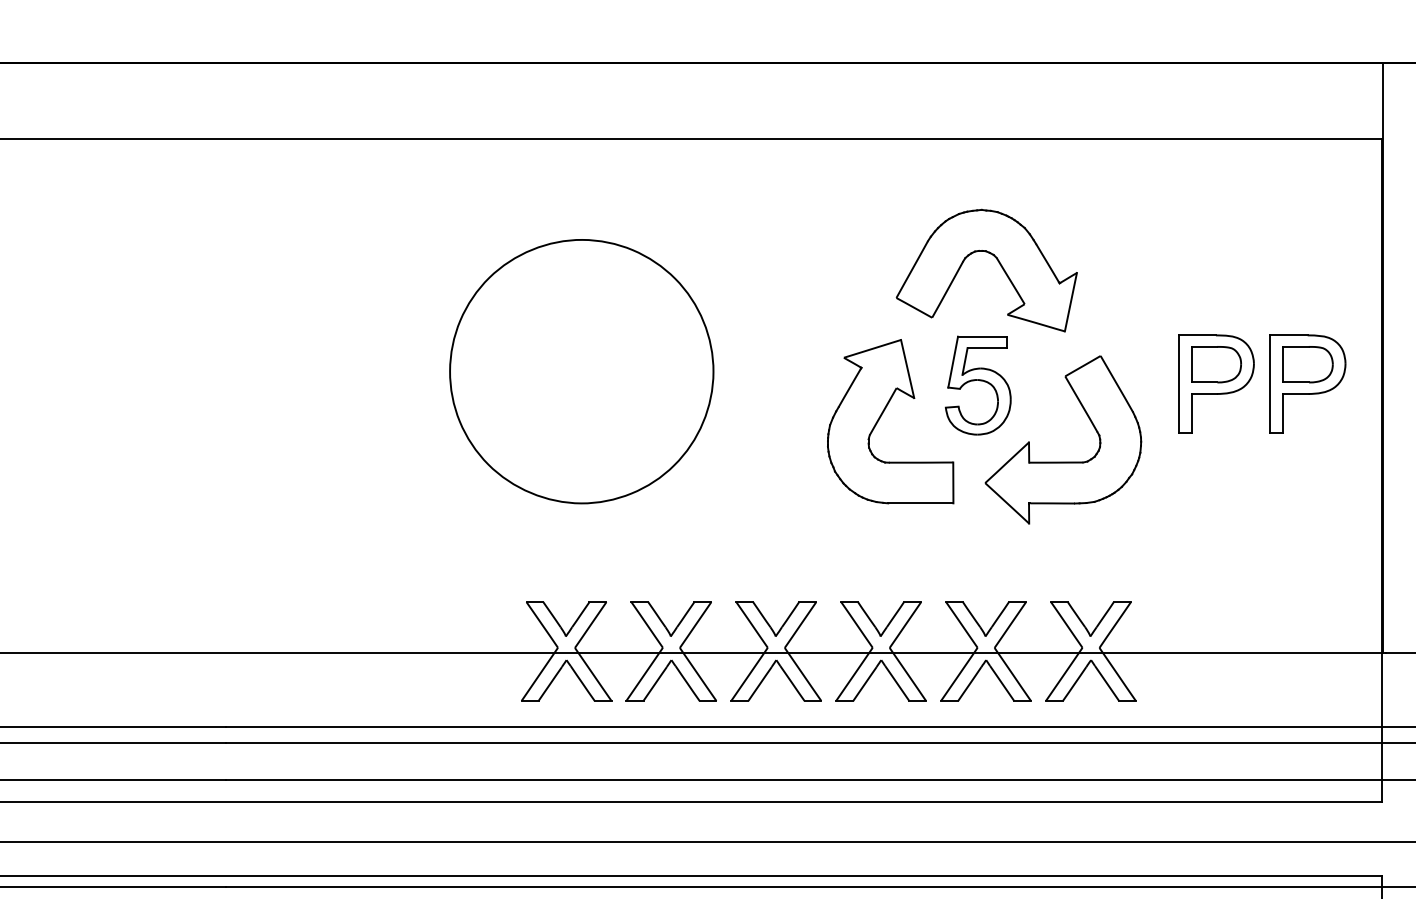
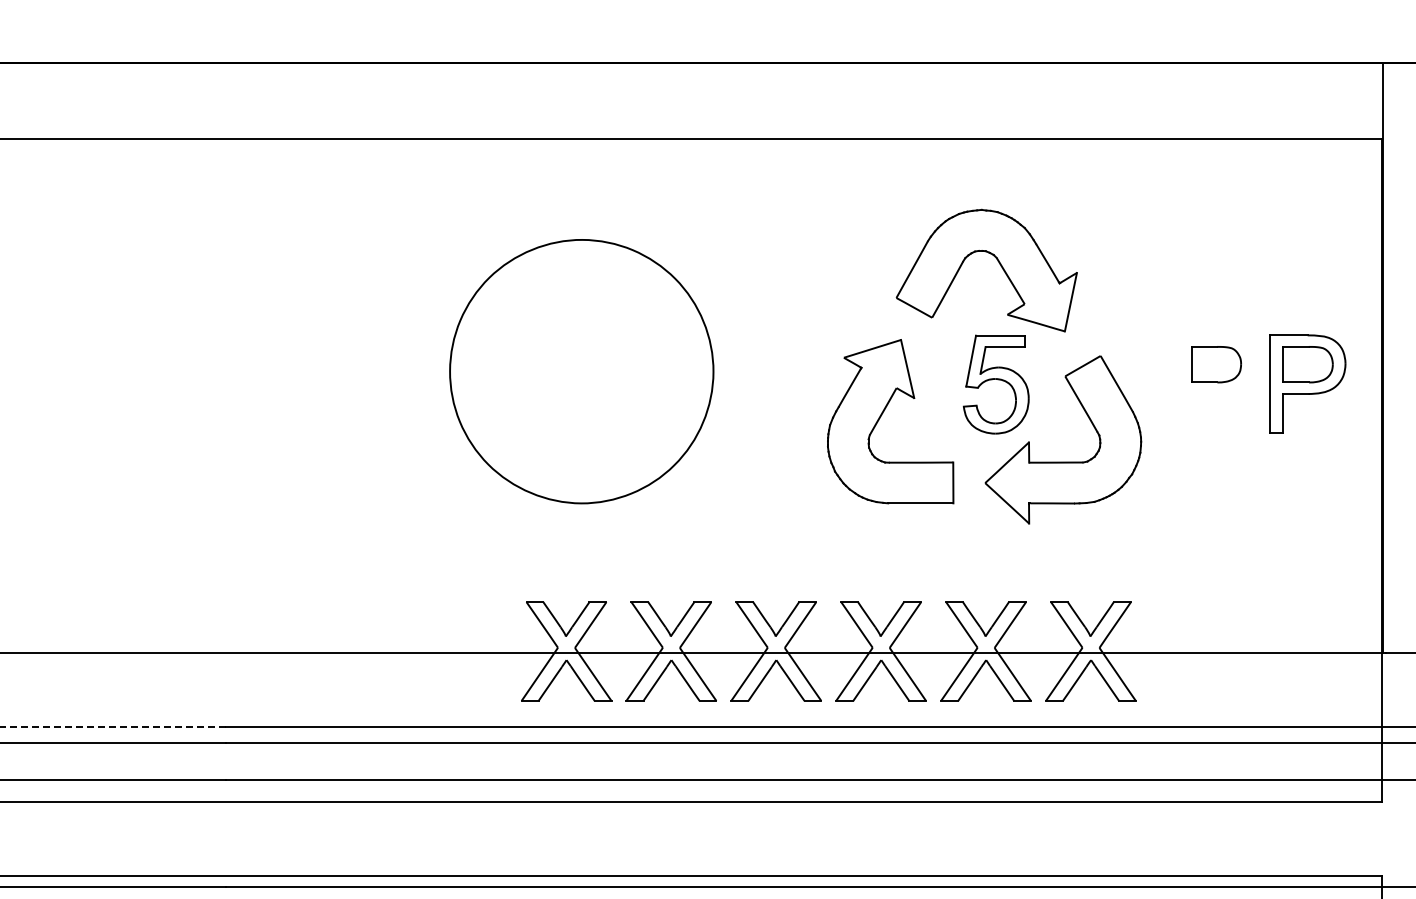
part: present -> none (1216, 383)
part position: (977, 385) -> (995, 384) (995, 384)
line: solid -> dashed (113, 726)
line: present -> none (707, 841)
